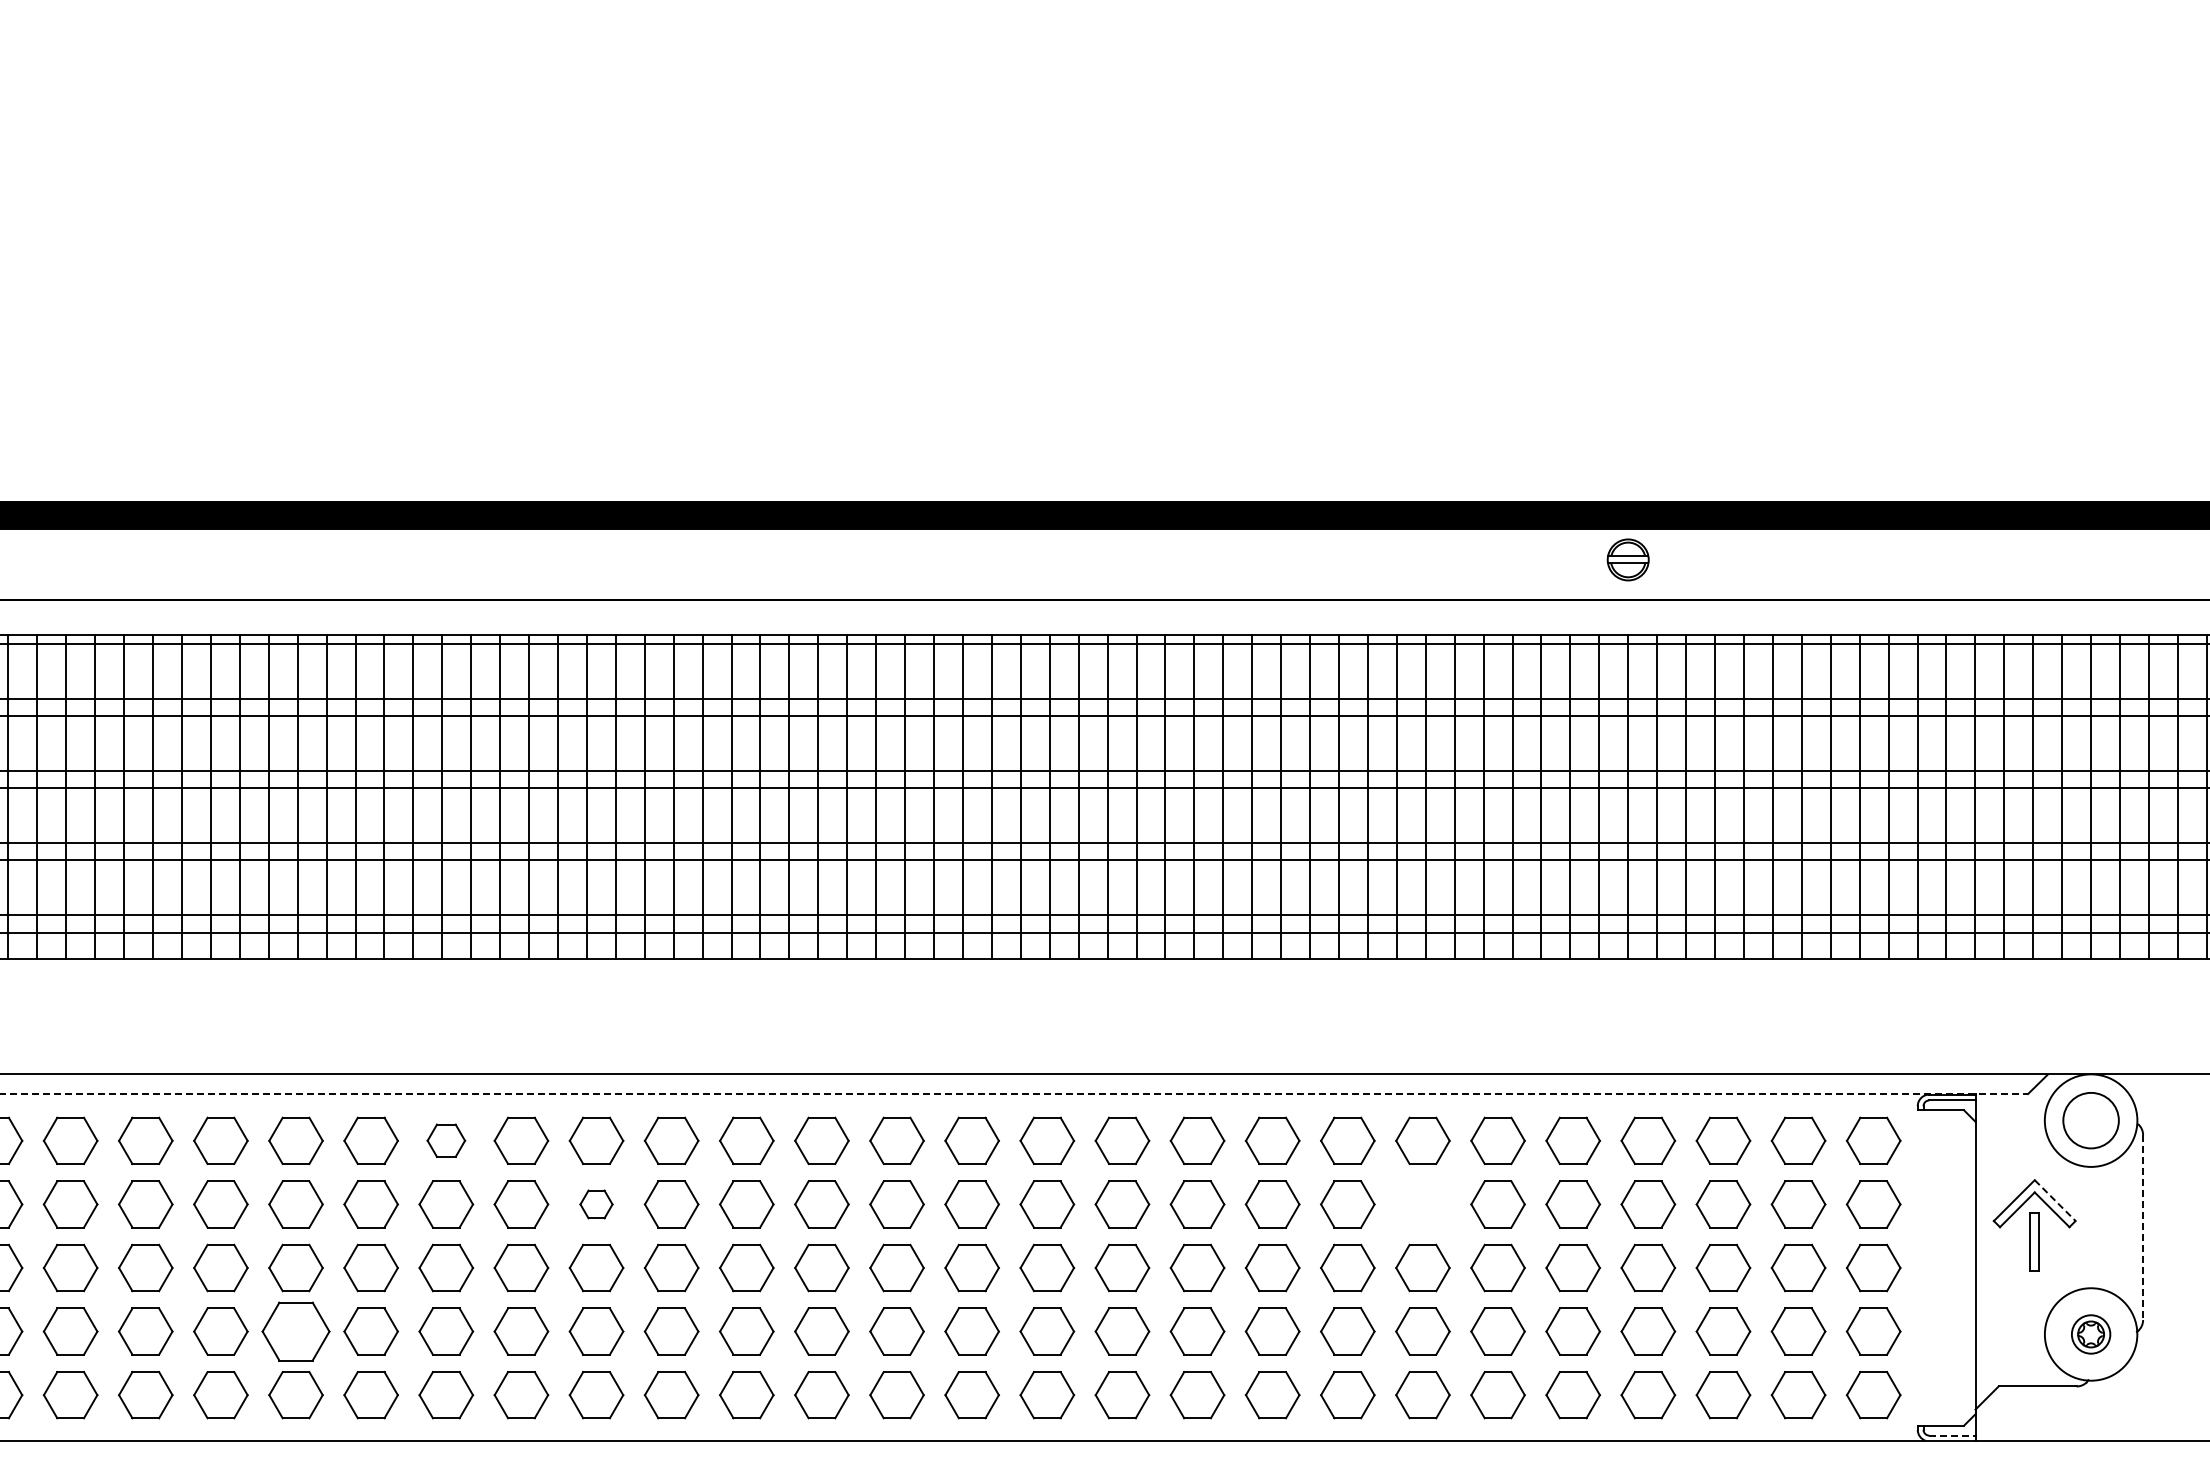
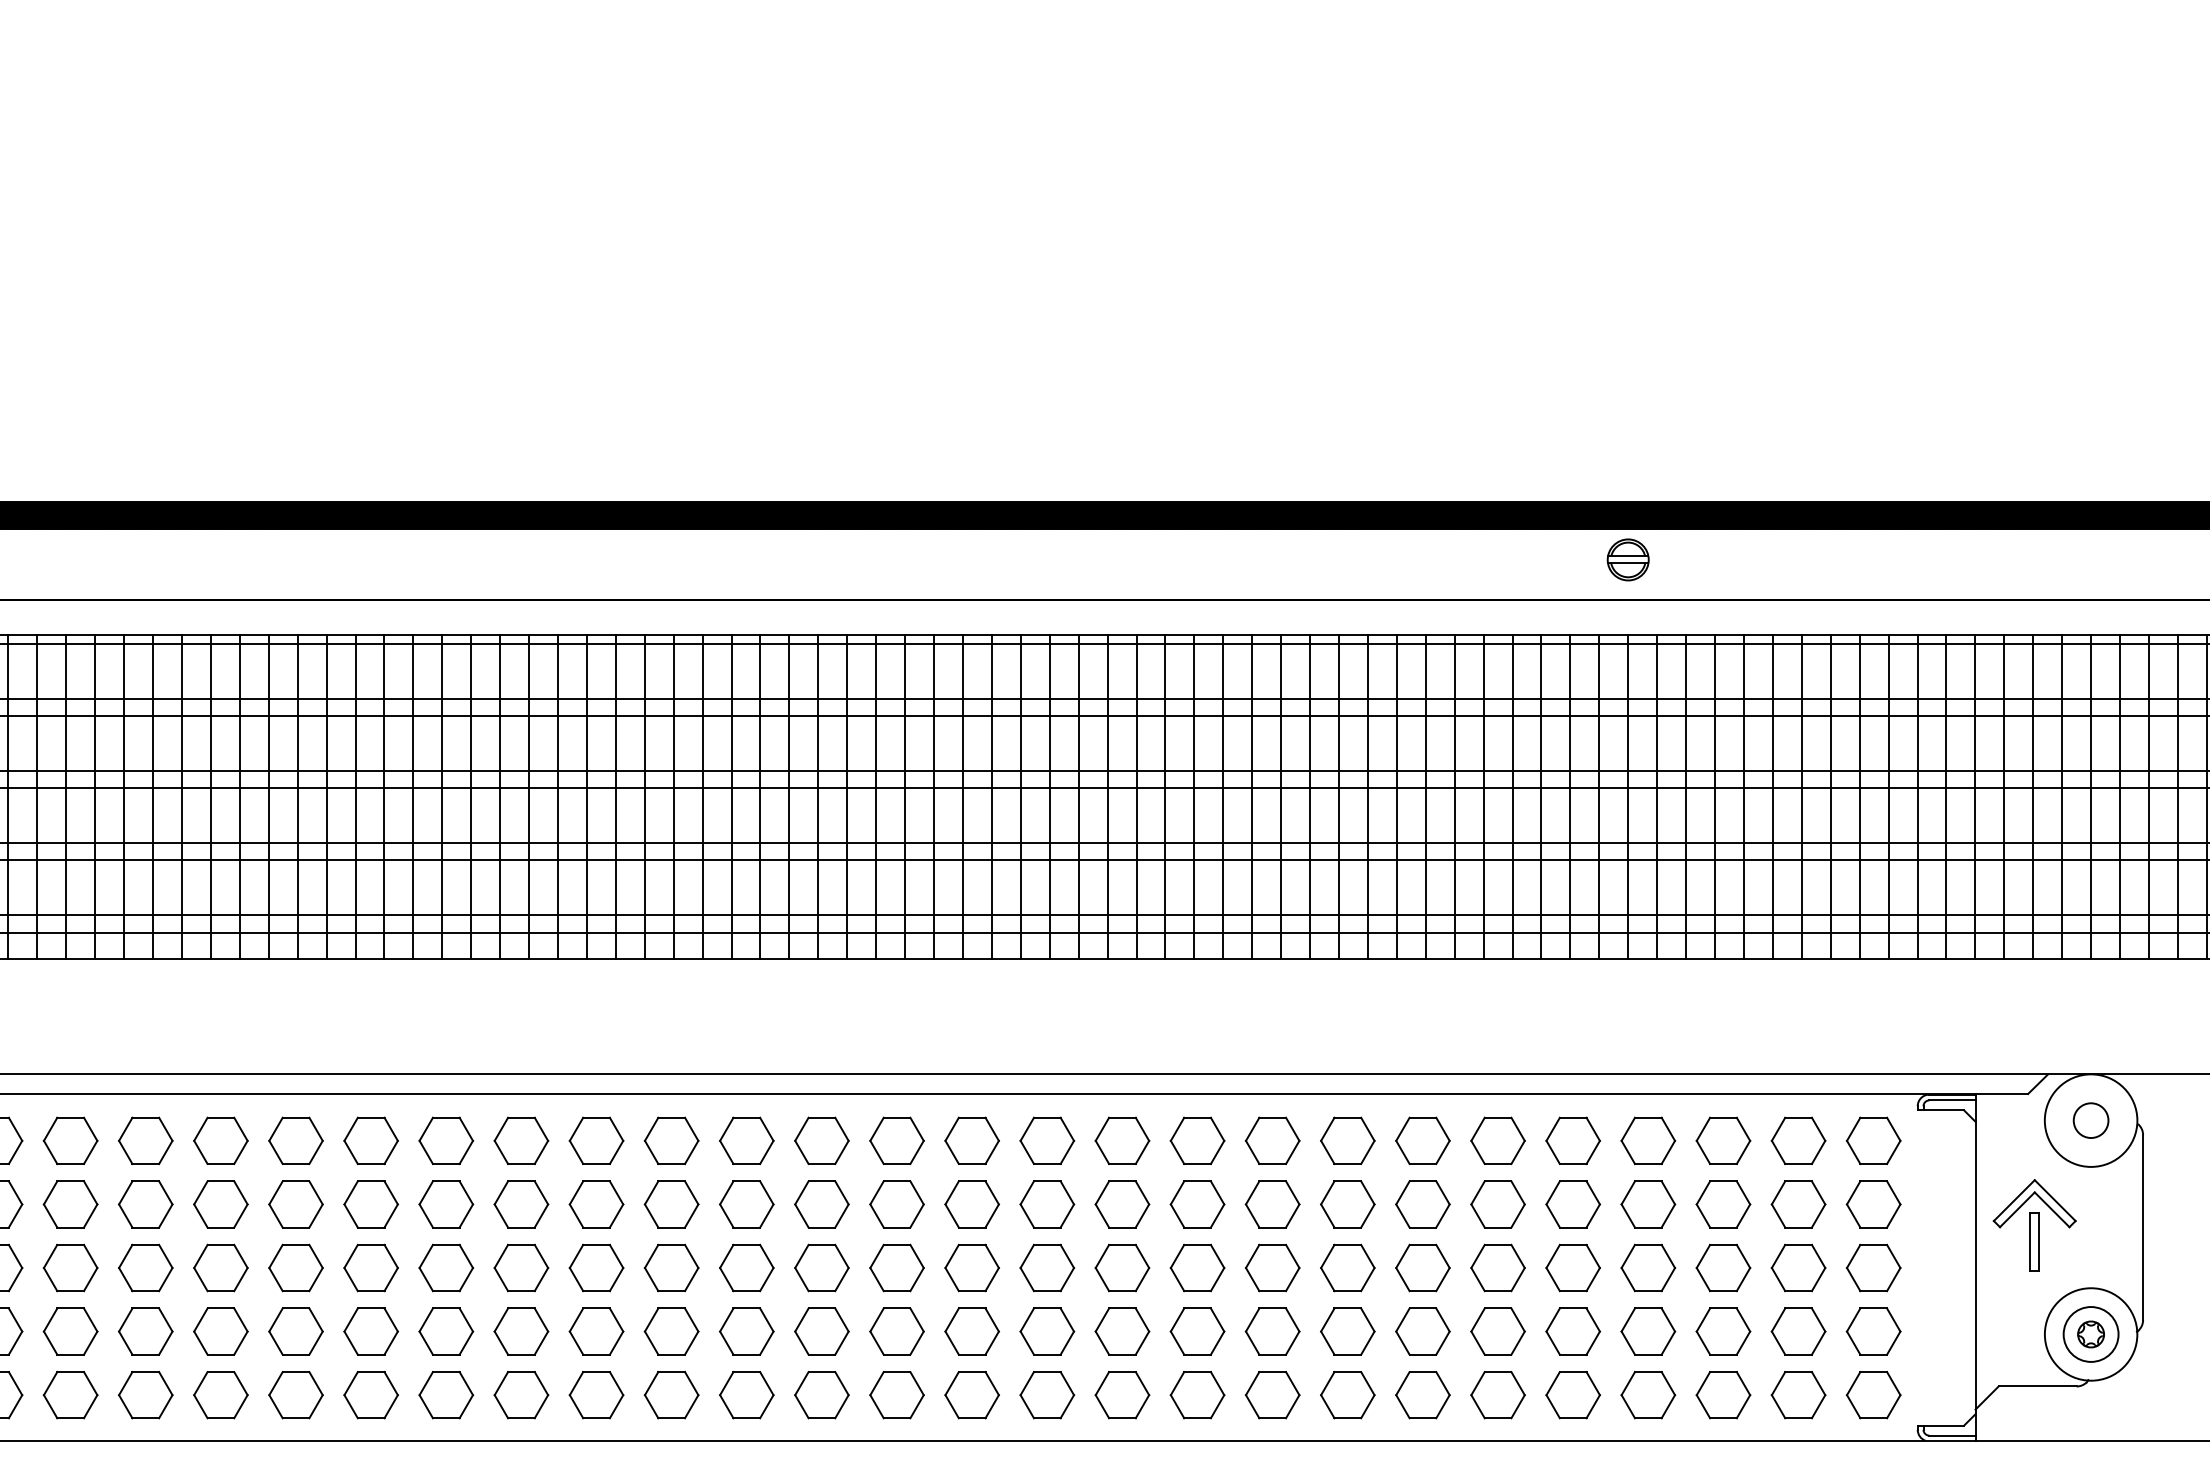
line: dashed -> solid (1014, 1094)
circle diameter: 56 px -> 35 px (2090, 1120)
part size: 41x35 px -> 57x49 px (446, 1140)
line: dashed -> solid (2055, 1200)
part size: 35x31 px -> 57x49 px (596, 1204)
part: none -> present (1422, 1204)
line: dashed -> solid (2143, 1228)
part size: 70x61 px -> 56x49 px (295, 1331)
circle diameter: 38 px -> 55 px (2090, 1334)
line: dashed -> solid (1952, 1435)
